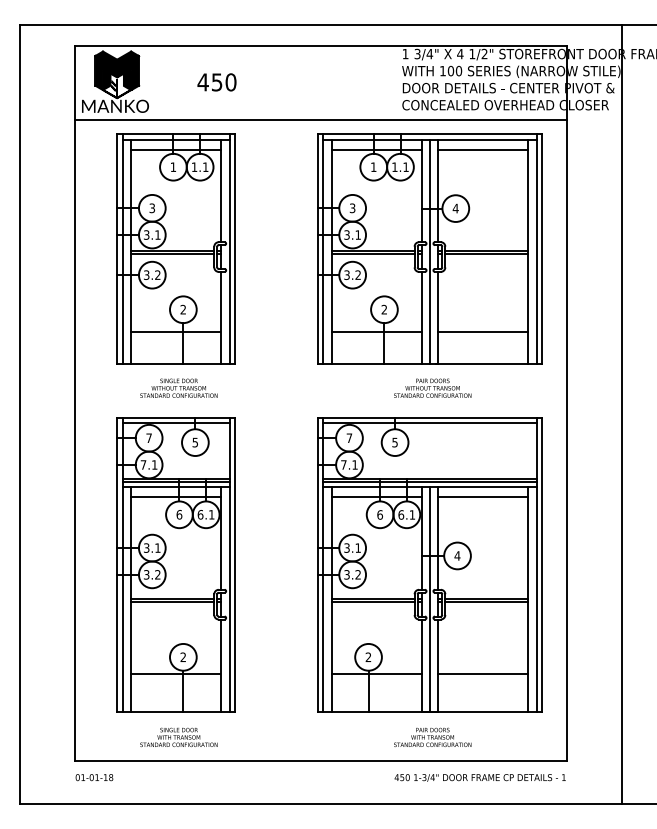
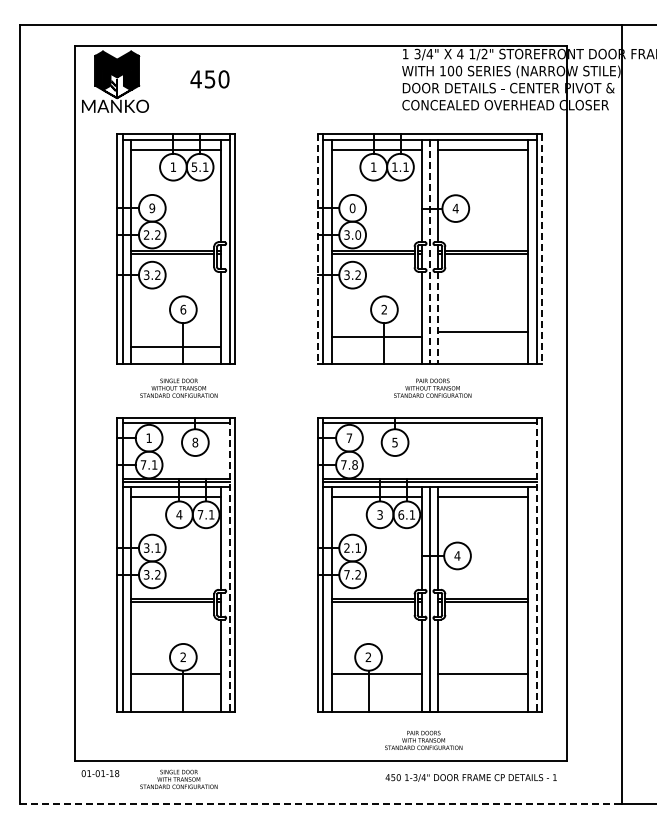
text position: (216, 82) -> (209, 79) (209, 79)
line: present -> none (320, 120)
text: 1.1 -> 5.1 (194, 167)
text: 3 -> 9 (152, 207)
text: 3 -> 0 (352, 208)
text: 3.1 -> 2.2 (152, 234)
text: 3.1 -> 3.0 (358, 234)
line: solid -> dashed (317, 249)
line: solid -> dashed (542, 249)
line: solid -> dashed (429, 252)
text: 2 -> 6 (183, 309)
line: solid -> dashed (438, 318)
line position: (175, 331) -> (175, 346) (175, 346)
line position: (376, 331) -> (376, 336) (376, 336)
text: 7 -> 1 (148, 437)
text: 5 -> 8 (195, 442)
text: 7.1 -> 7.8 (354, 464)
text: 6 -> 4 (179, 514)
text: 6.1 -> 7.1 (200, 514)
text: 6 -> 3 (380, 514)
text: 3.1 -> 2.1 (346, 547)
line: solid -> dashed (229, 564)
line: solid -> dashed (536, 564)
text: 3.2 -> 7.2 (346, 574)
text position: (178, 736) -> (178, 778) (178, 778)
text position: (432, 736) -> (423, 739) (423, 739)
text position: (94, 777) -> (100, 773) (100, 773)
text position: (479, 777) -> (470, 777) (470, 777)
line: solid -> dashed (321, 804)
